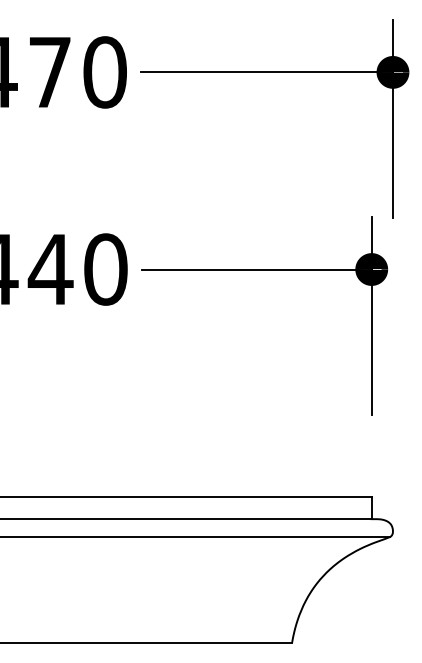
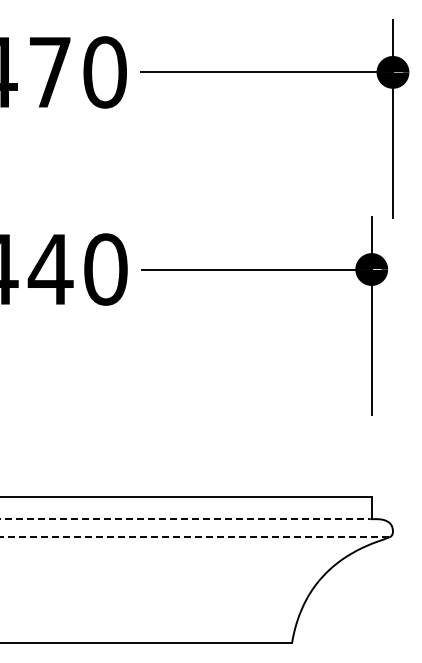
line: solid -> dashed (185, 519)
line: solid -> dashed (195, 537)
